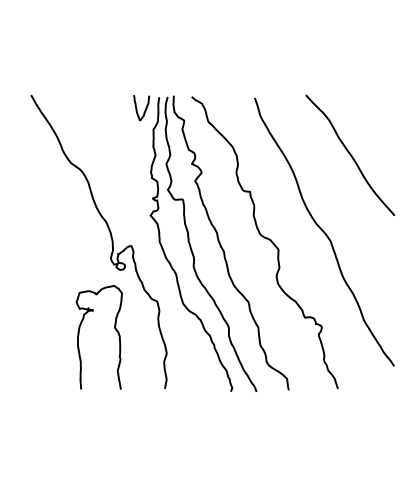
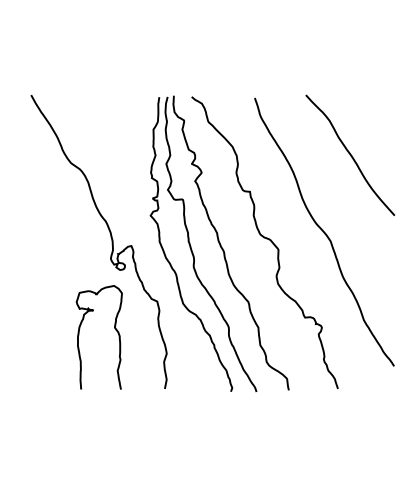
curve: present -> none (144, 110)
